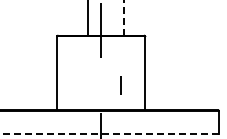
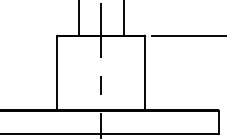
line: dashed -> solid (123, 17)
line position: (87, 18) -> (78, 18) (78, 18)
line: none -> present (187, 35)
line position: (120, 85) -> (100, 85) (100, 85)
line: dashed -> solid (109, 134)
